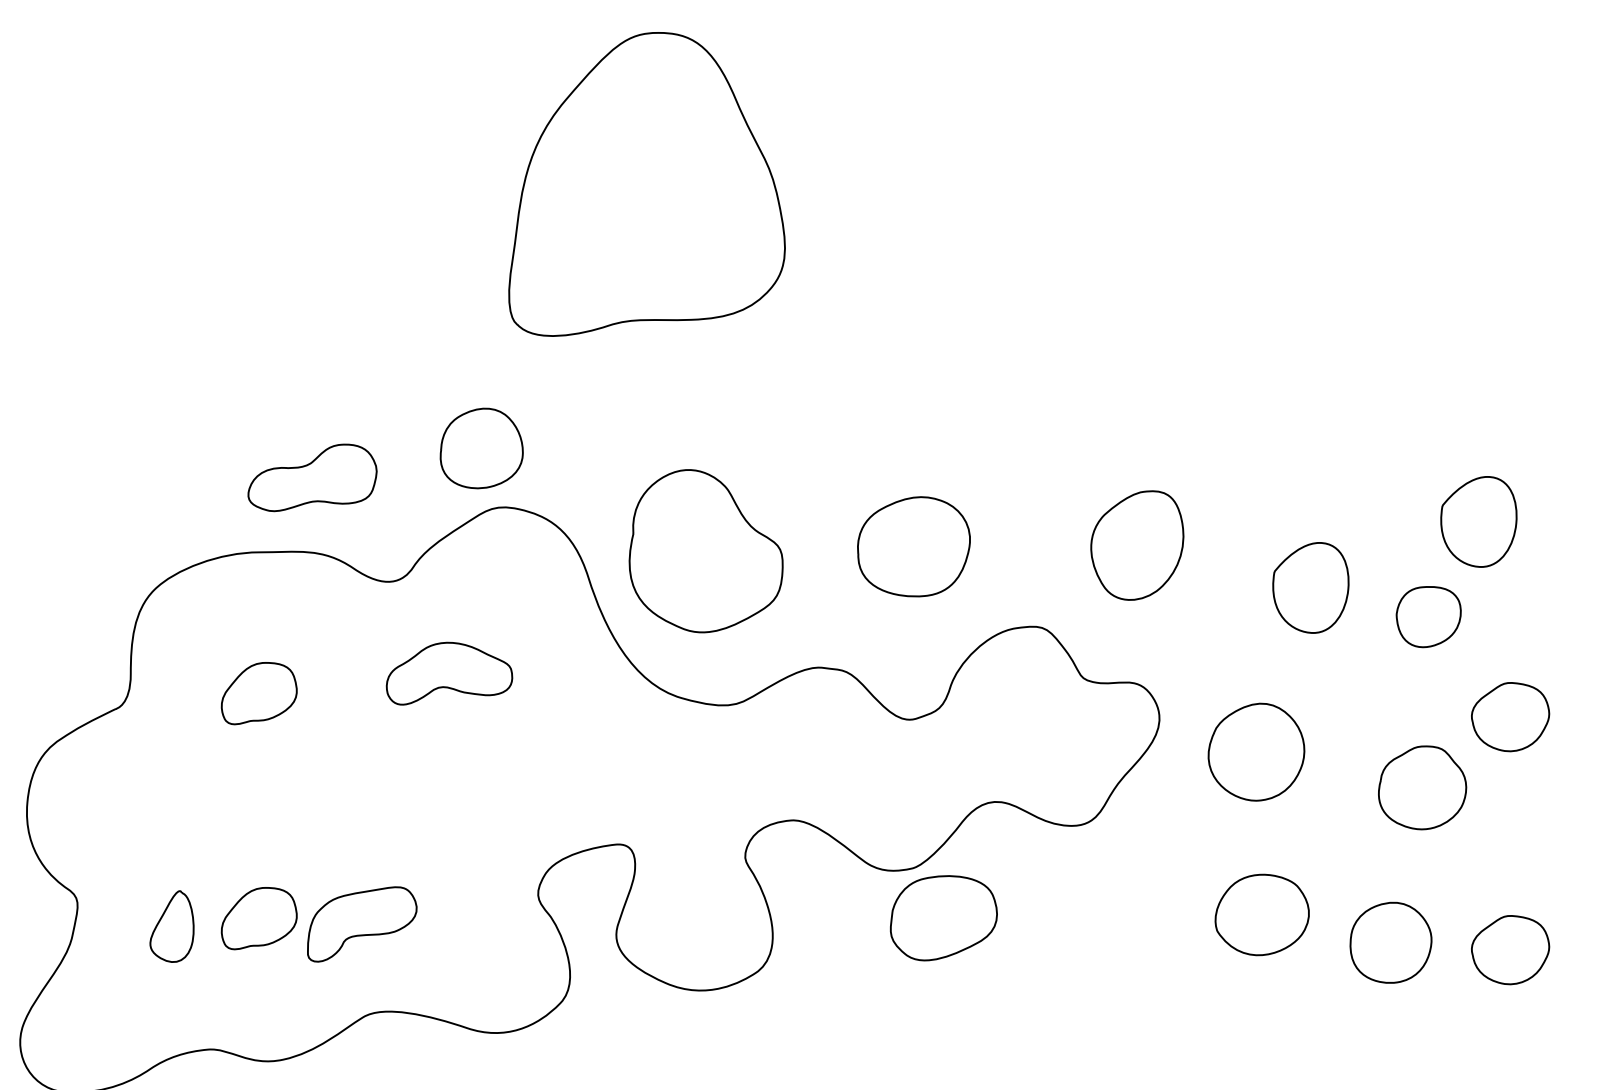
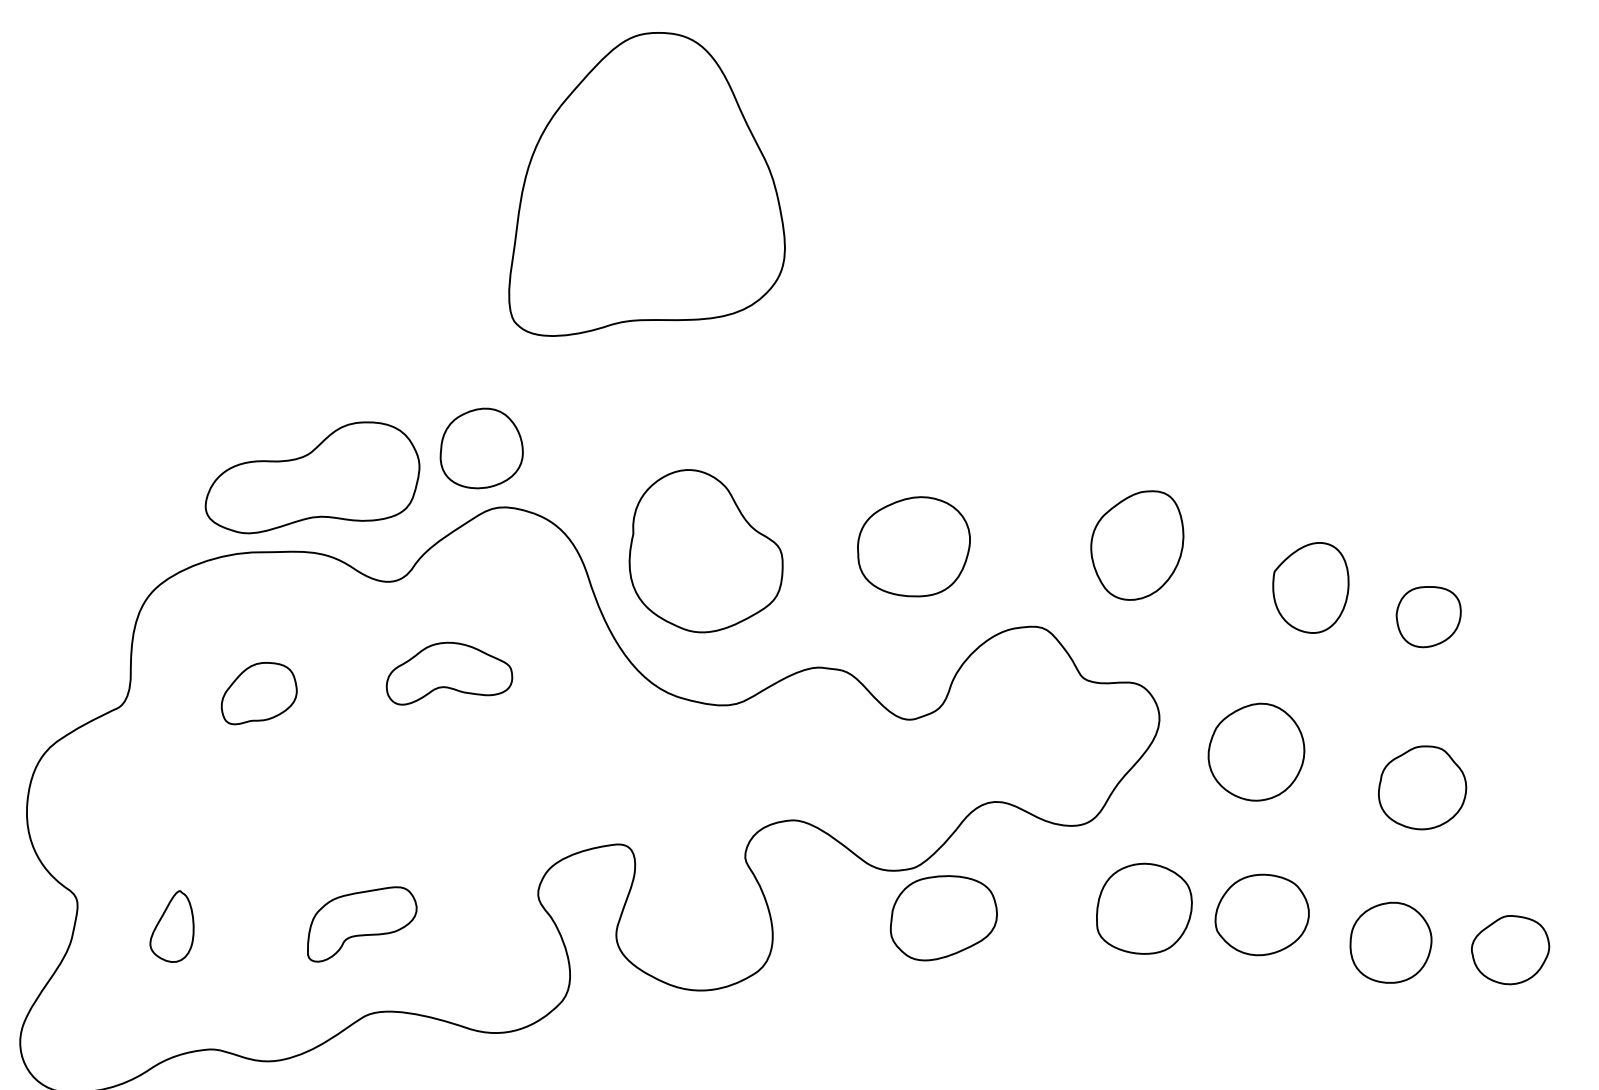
part size: 131x70 px -> 217x114 px (312, 477)
part: present -> none (1478, 521)
part: present -> none (1510, 717)
part: none -> present (1144, 908)
part: present -> none (258, 918)
